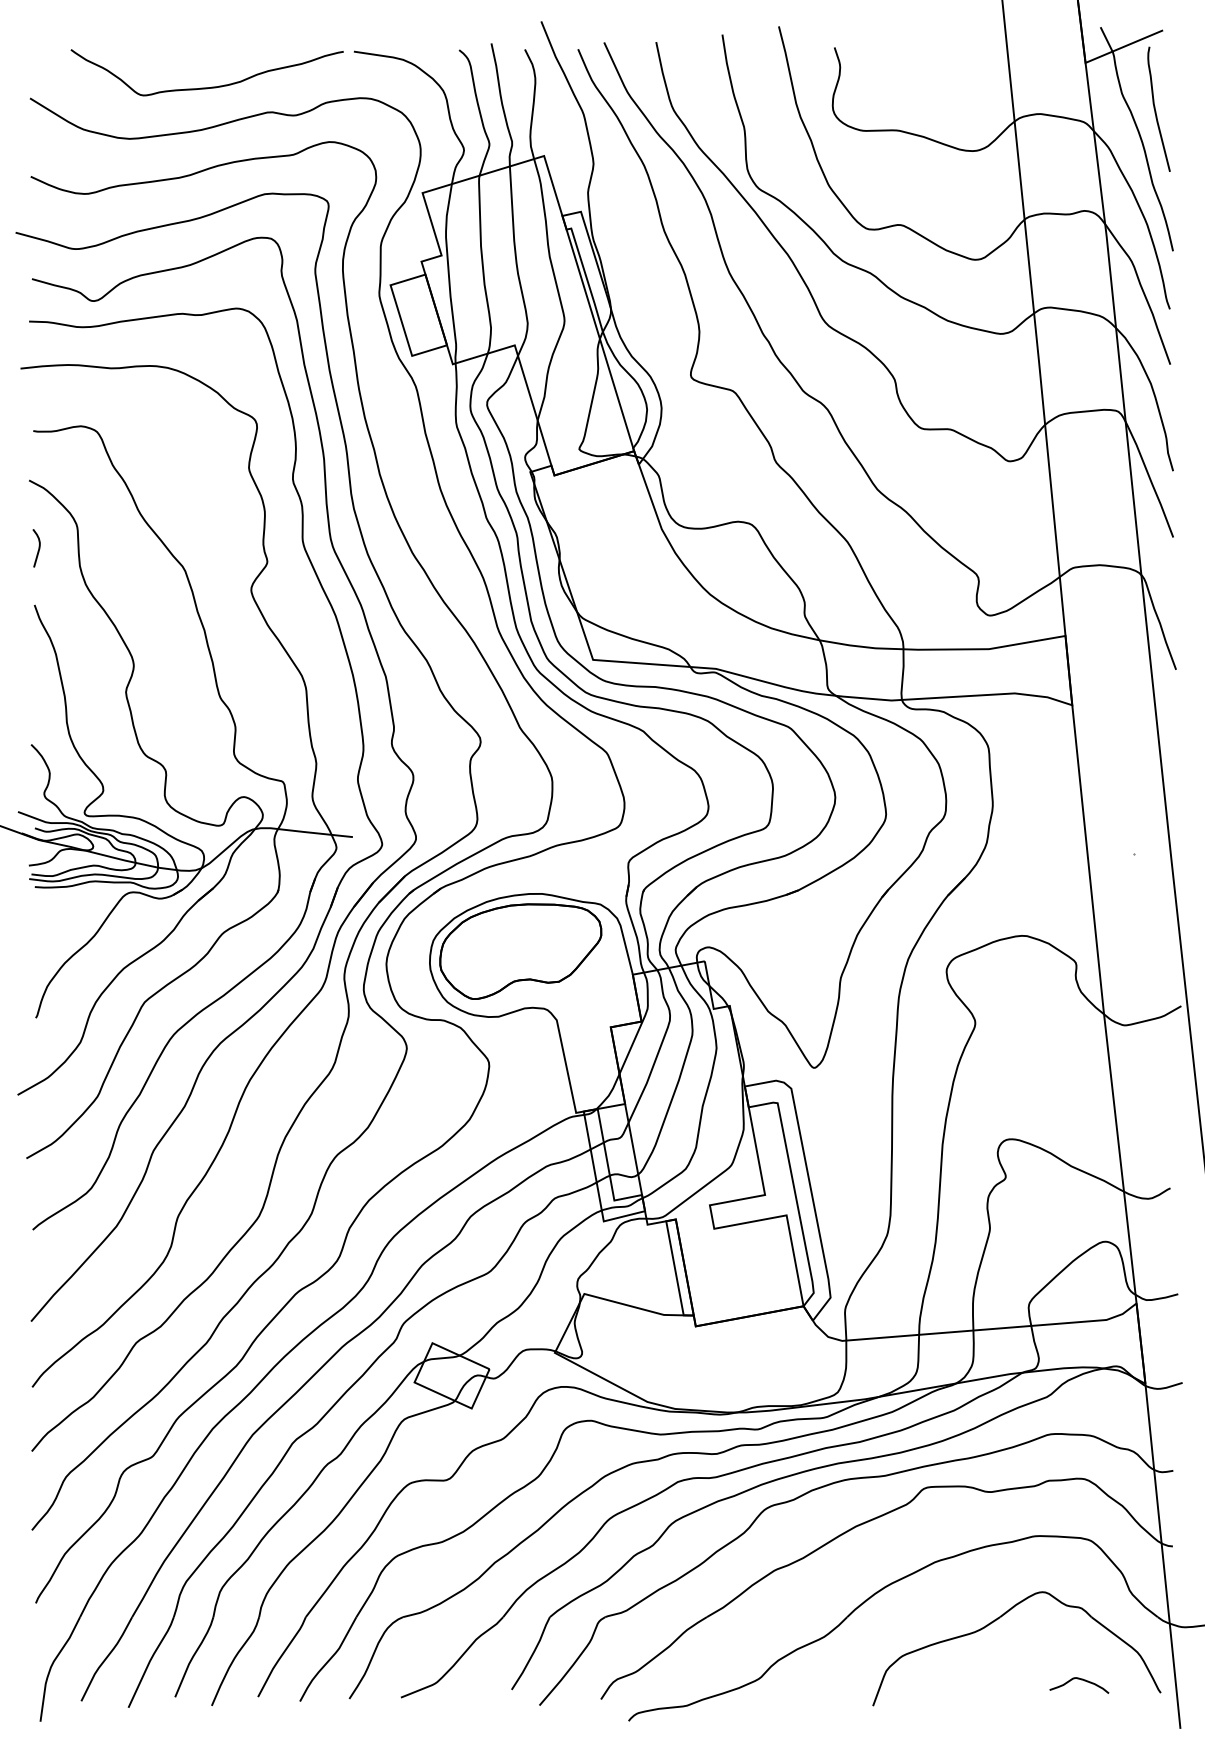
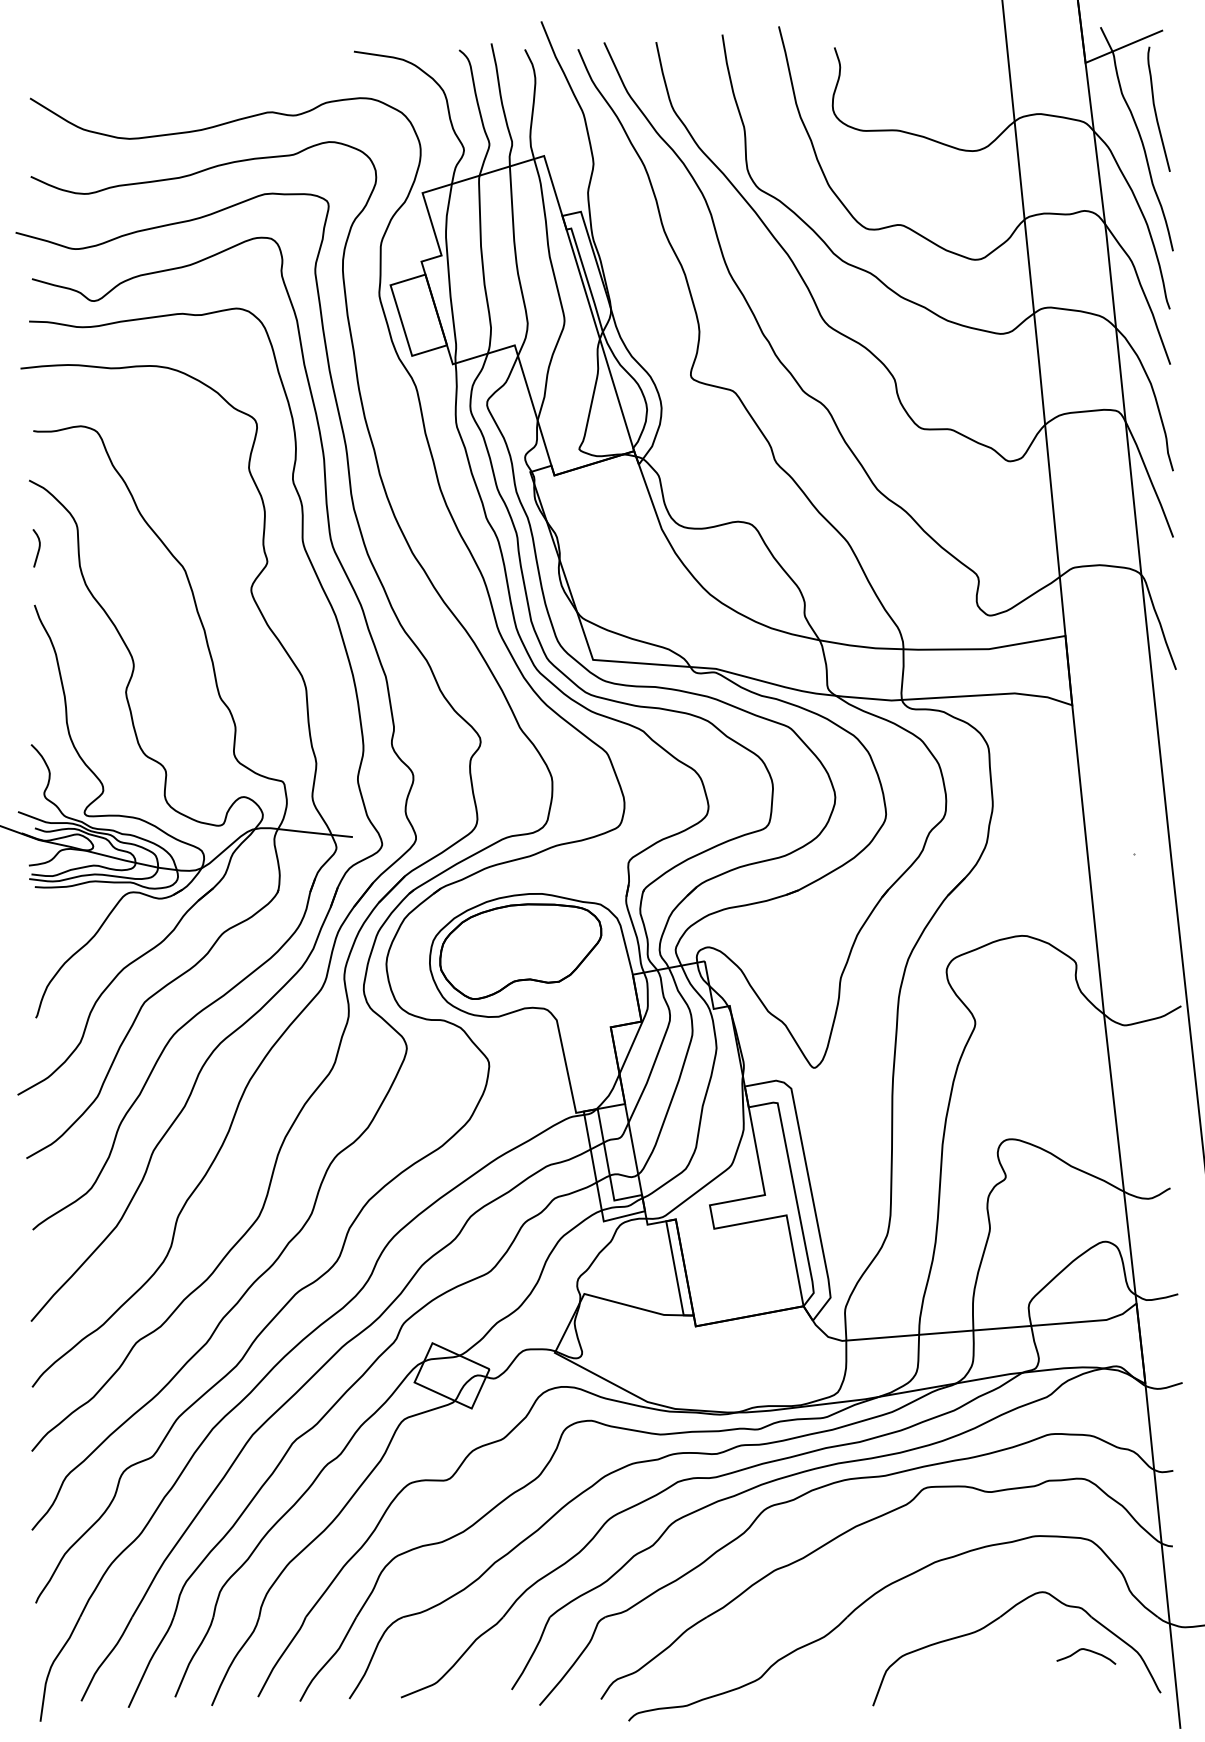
curve: present -> none (211, 86)
curve position: (1081, 1680) -> (1088, 1651) (1088, 1651)
